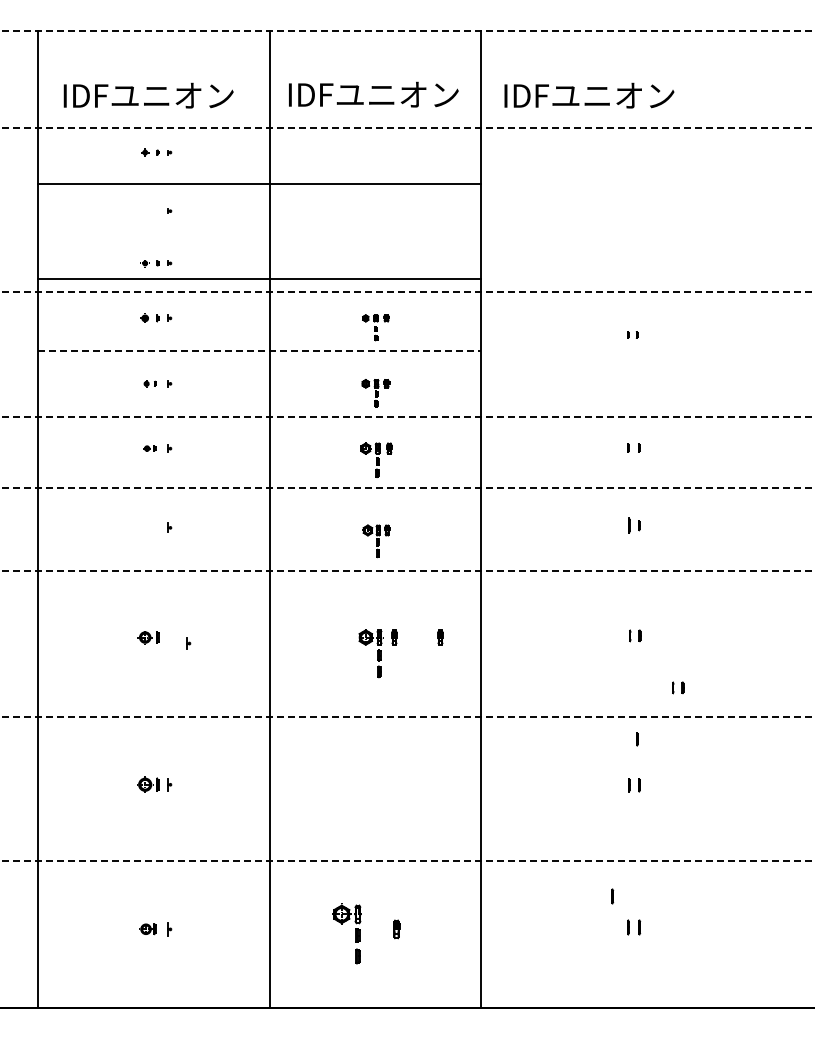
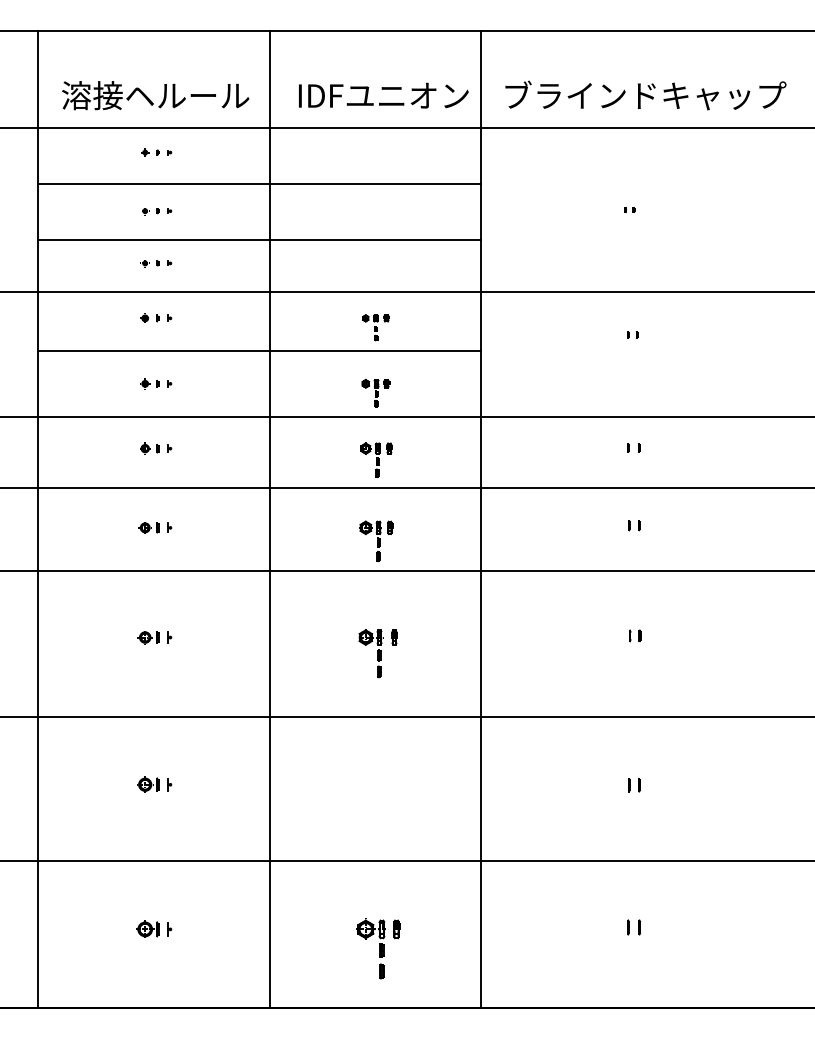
line: dashed -> solid (407, 31)
text position: (373, 94) -> (383, 95) (383, 95)
text: IDFユニオン -> 溶接ヘルール (155, 95)
text: IDFユニオン -> ブラインドキャップ (645, 95)
line: dashed -> solid (407, 128)
part: none -> present (629, 209)
part: none -> present (150, 211)
line position: (259, 279) -> (259, 240) (259, 240)
line: dashed -> solid (407, 292)
line: dashed -> solid (260, 350)
part size: 14x8 px -> 20x12 px (149, 383)
line: dashed -> solid (407, 416)
part size: 14x7 px -> 20x13 px (149, 448)
line: dashed -> solid (407, 487)
part size: 3x17 px -> 3x12 px (629, 525)
part: none -> present (148, 527)
part size: 29x35 px -> 35x42 px (376, 540)
line: dashed -> solid (407, 571)
part: present -> none (440, 637)
part position: (188, 643) -> (169, 637) (169, 637)
part: present -> none (678, 687)
line: dashed -> solid (407, 716)
line: present -> none (637, 739)
line: dashed -> solid (407, 861)
line: present -> none (612, 896)
part size: 18x13 px -> 24x18 px (147, 928)
part position: (355, 933) -> (379, 948) (379, 948)
